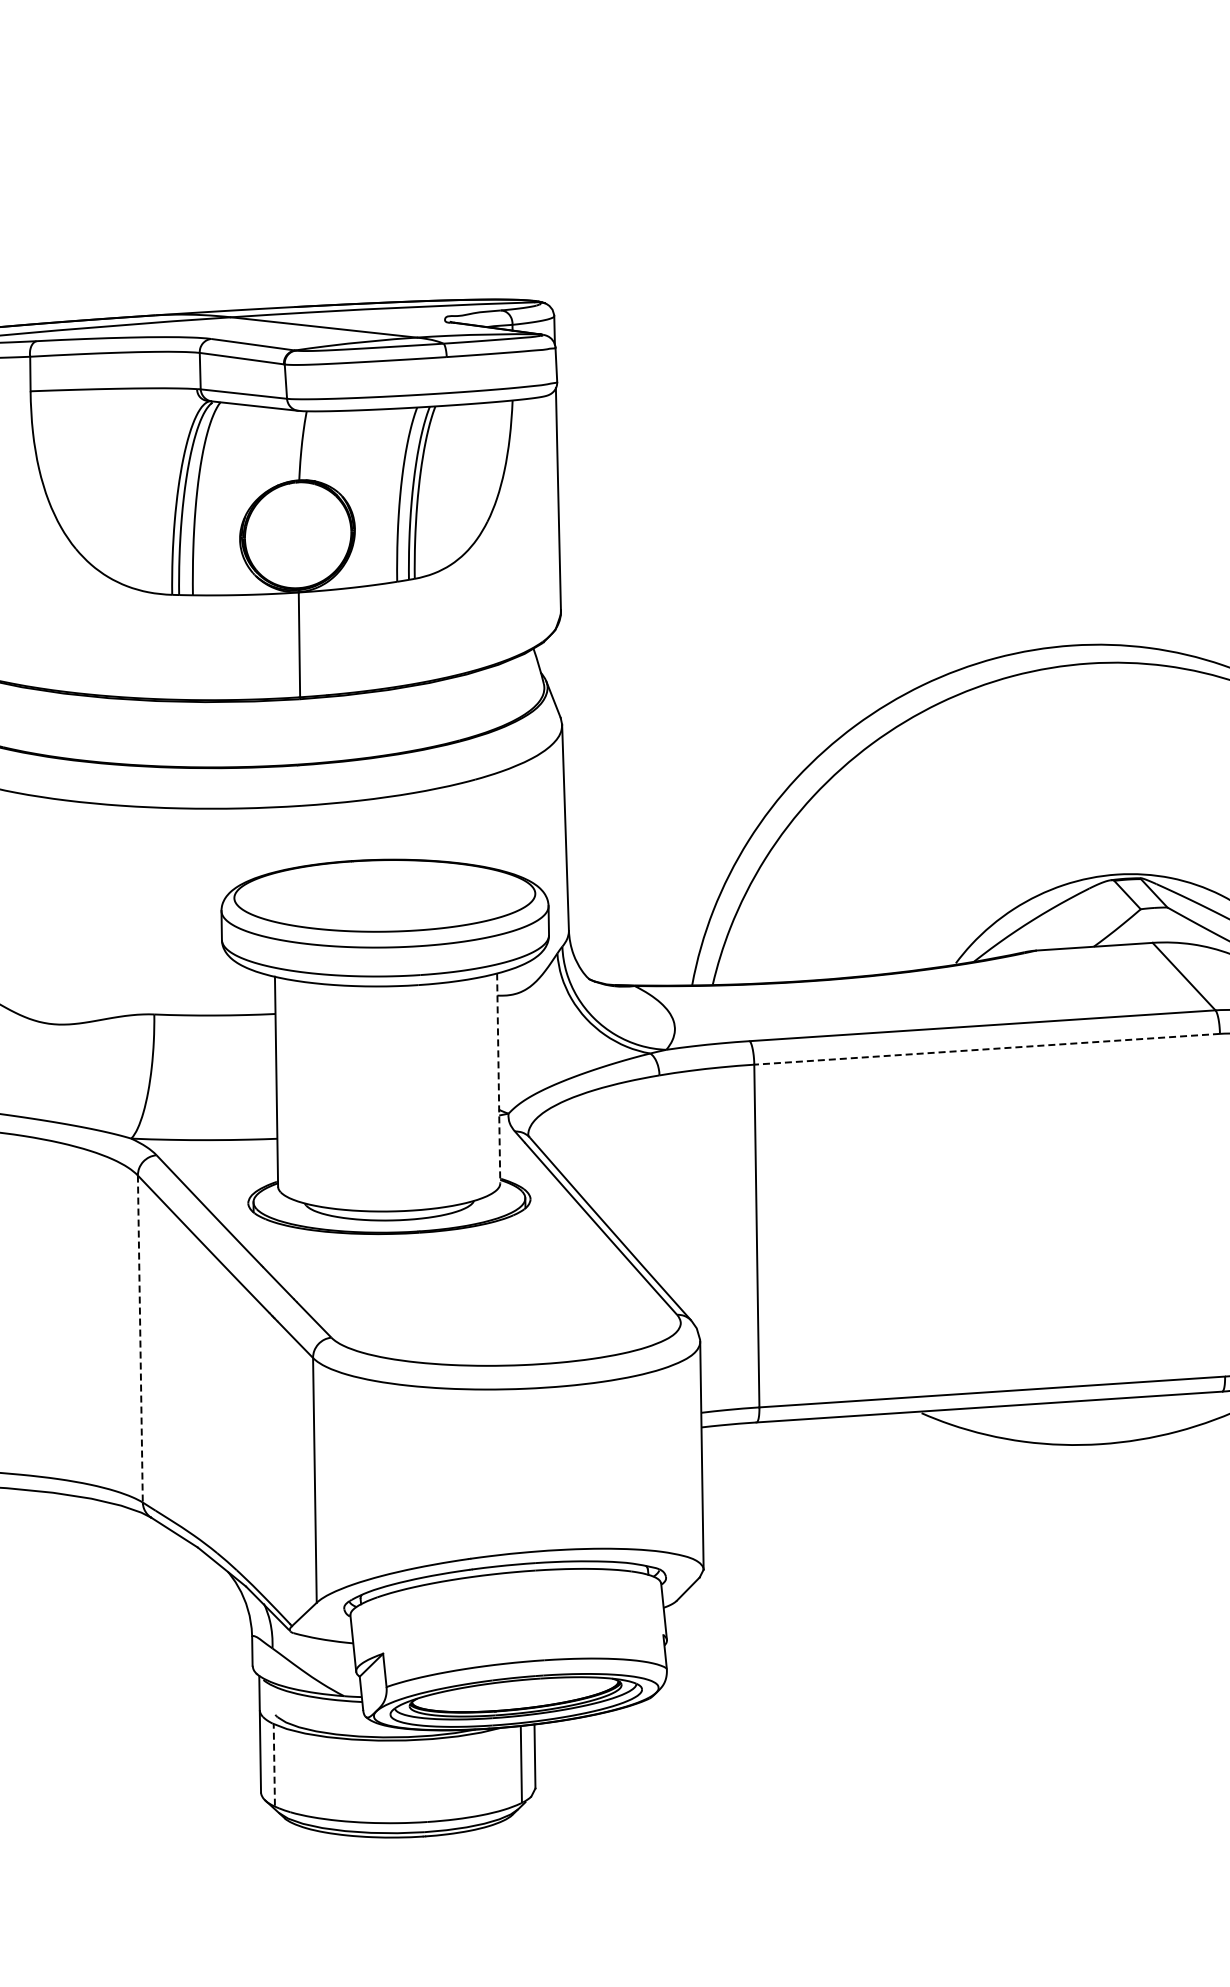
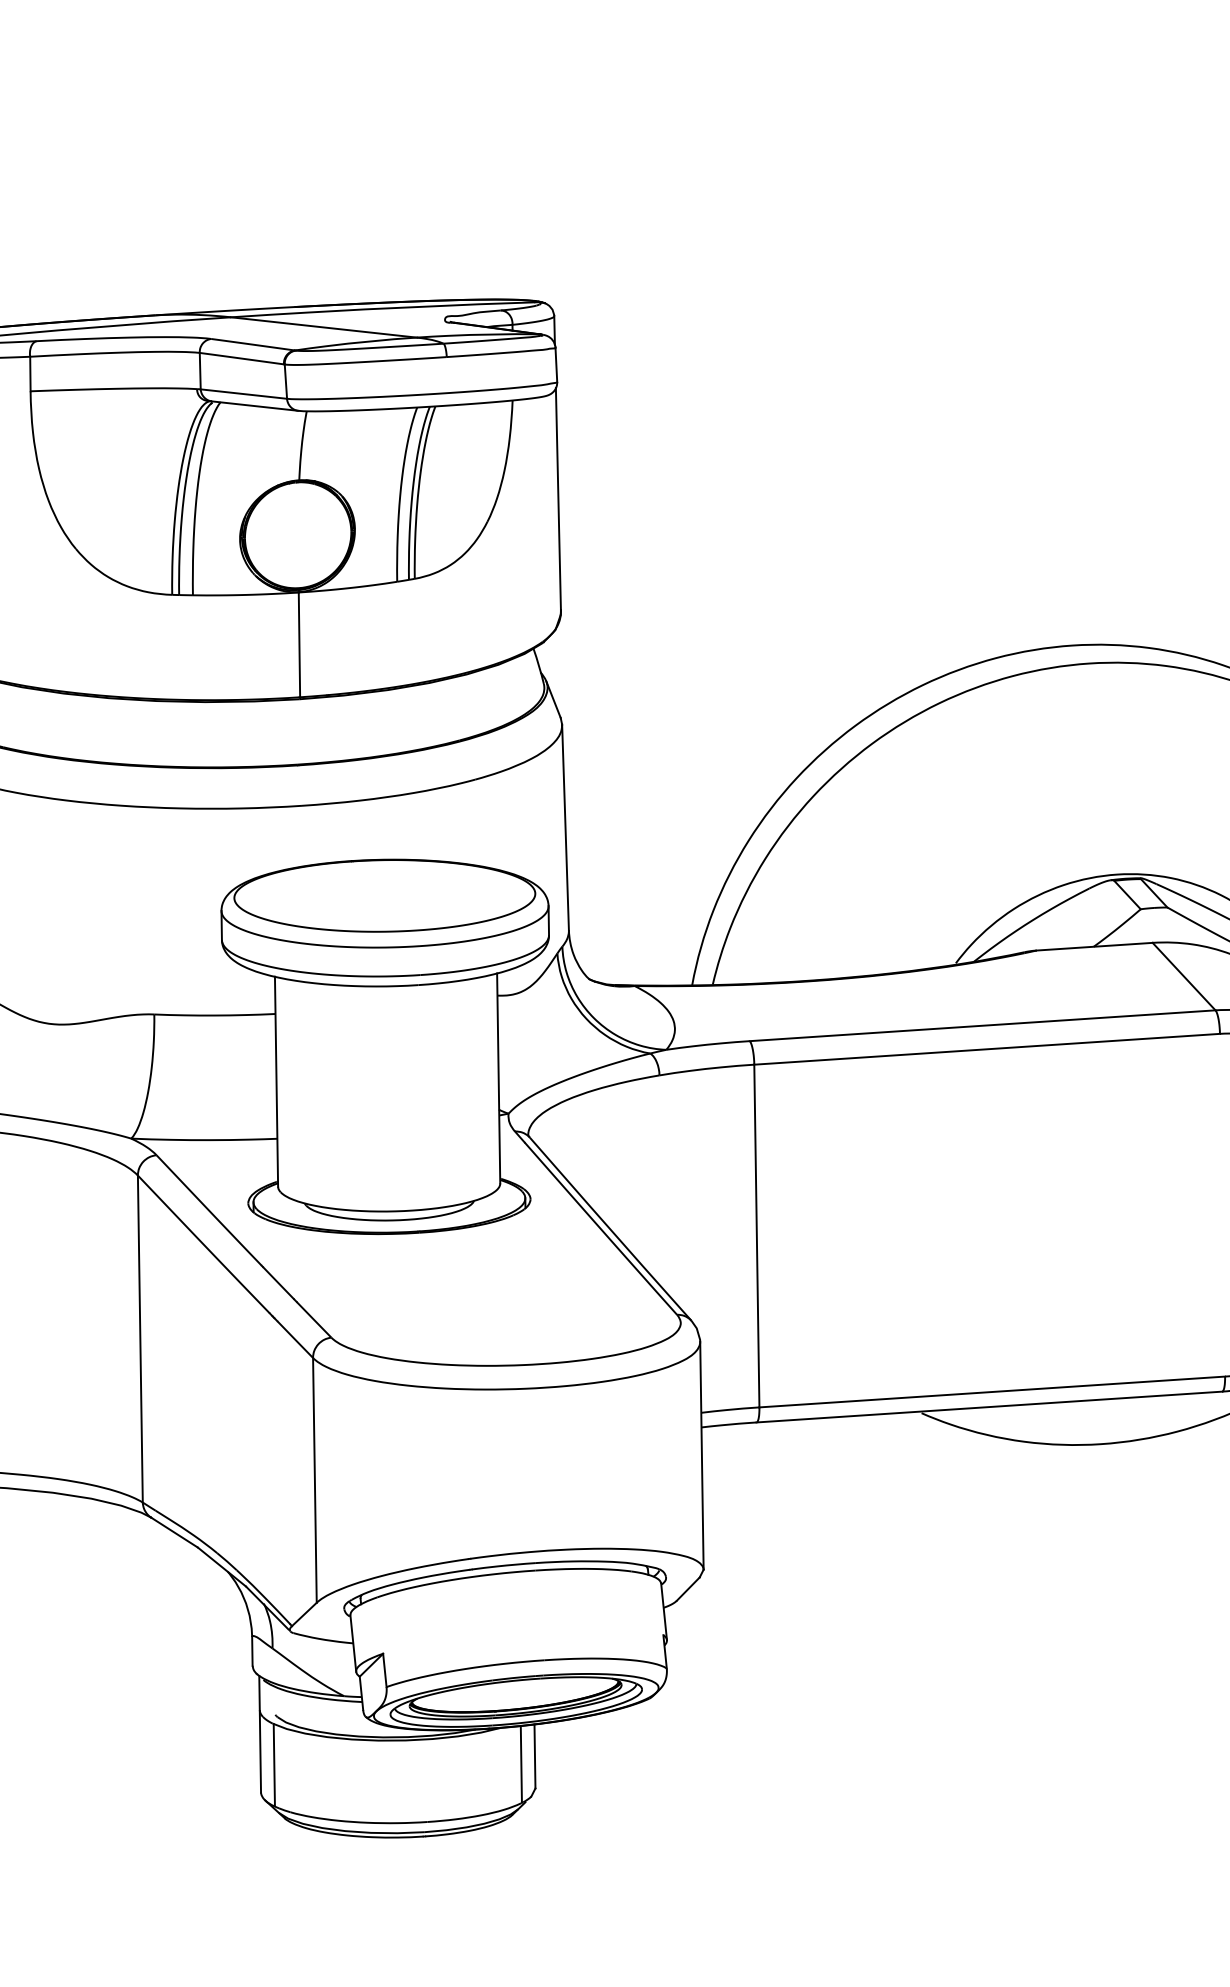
line: dashed -> solid (986, 1049)
line: dashed -> solid (498, 1078)
line: dashed -> solid (140, 1339)
line: dashed -> solid (274, 1764)
